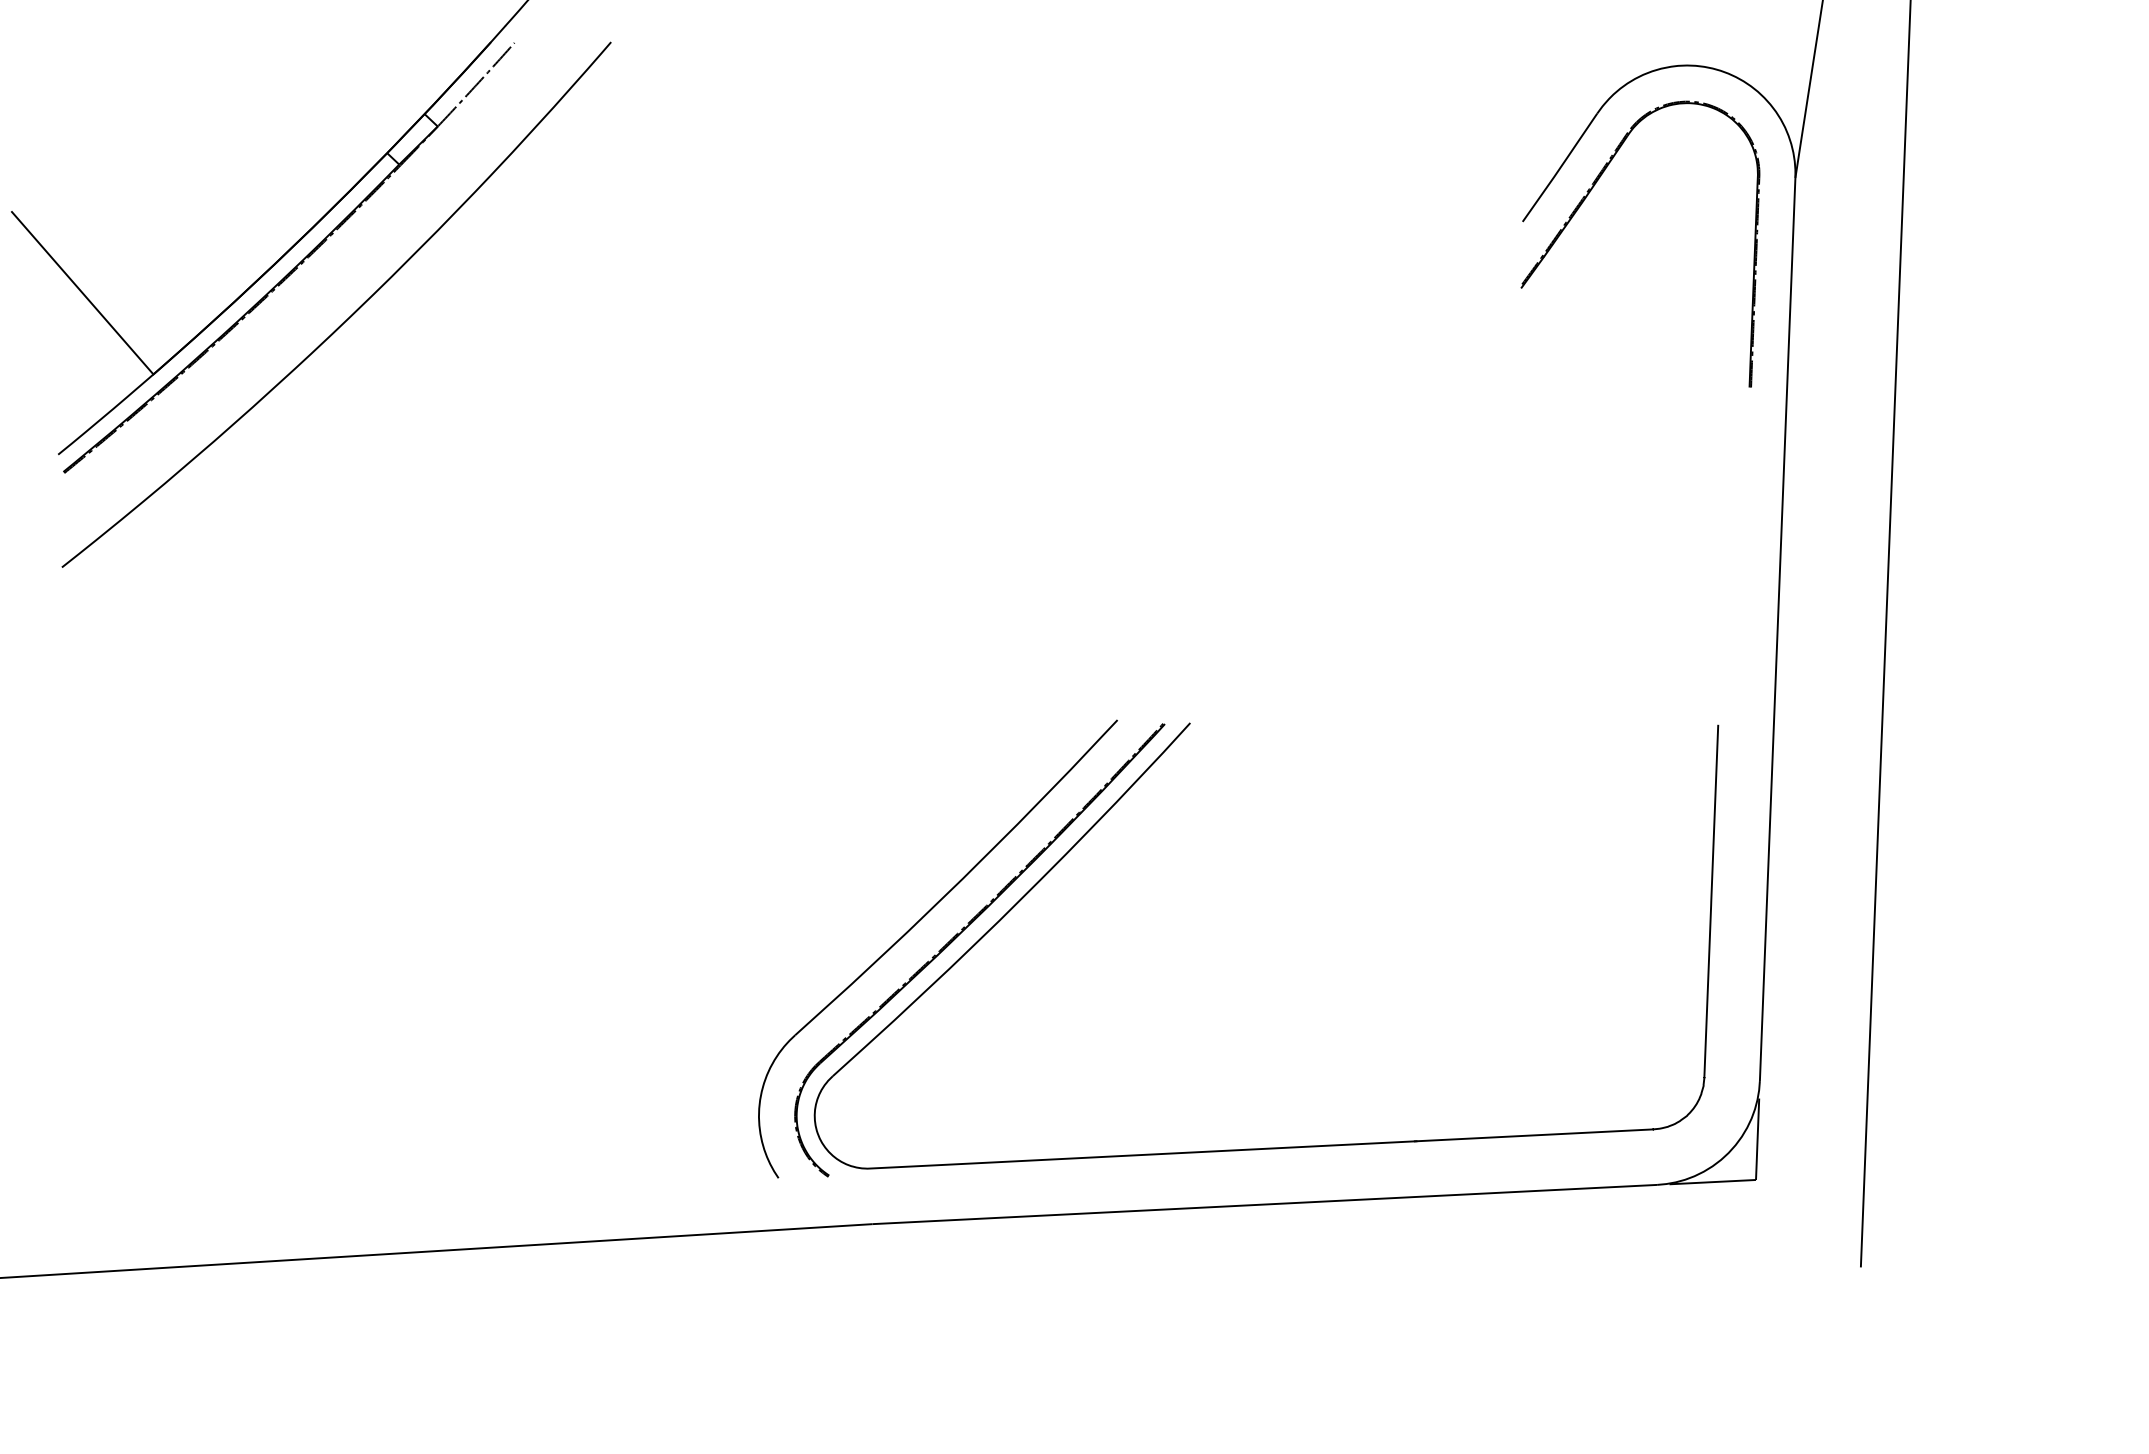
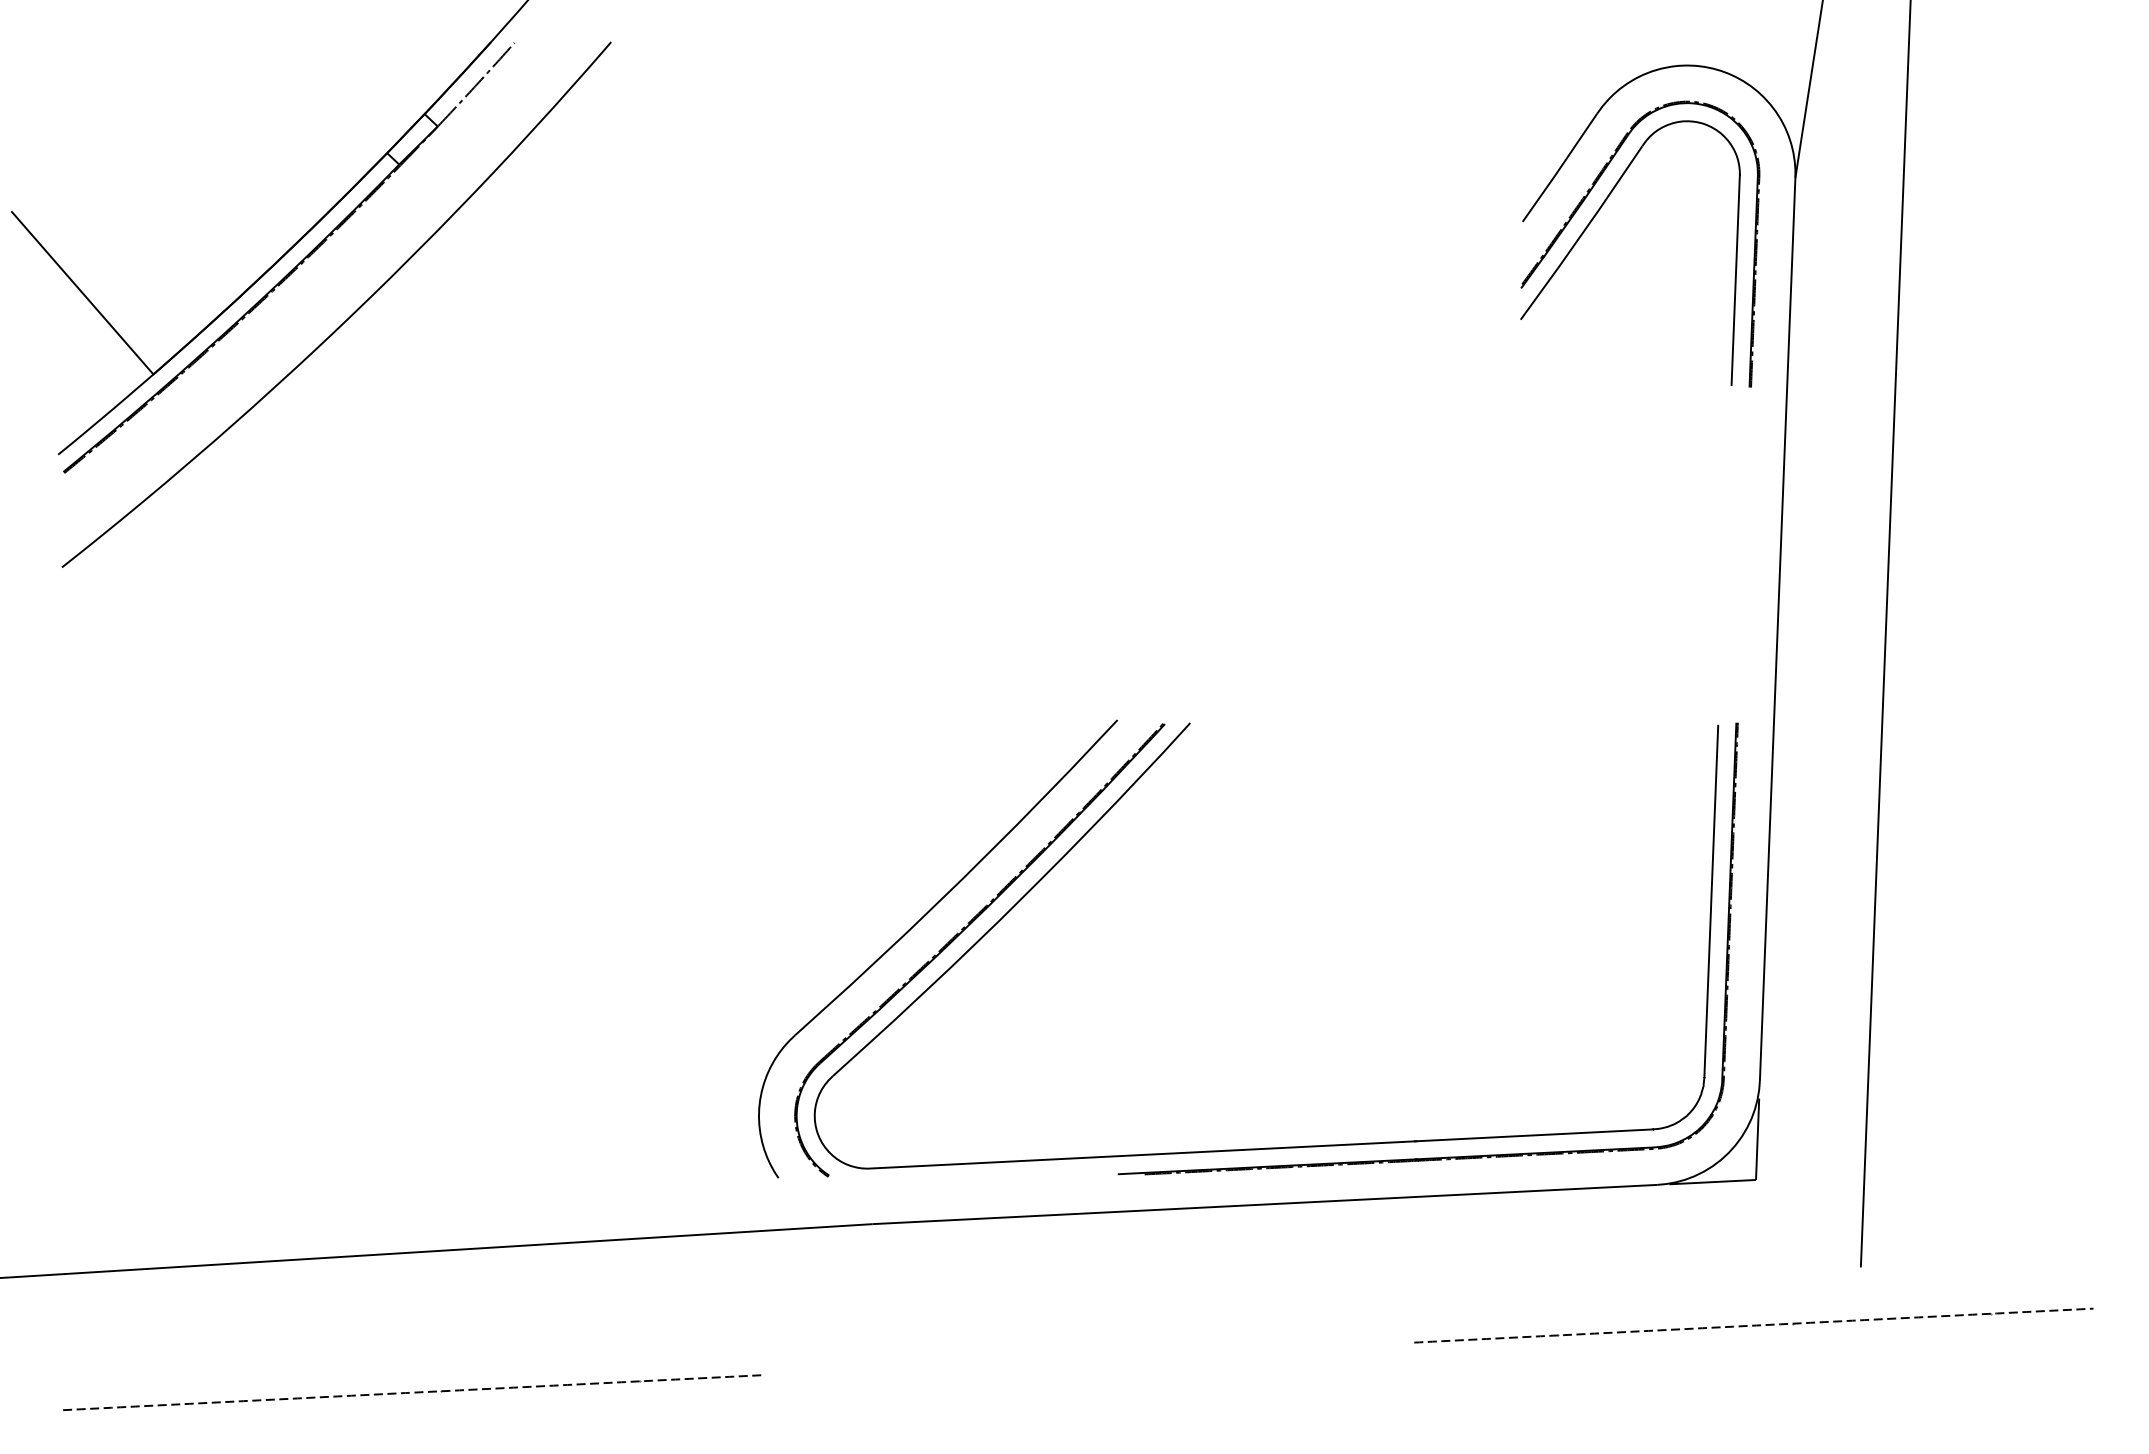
part: none -> present (1592, 221)
part: none -> present (1446, 1156)
curve: none -> present (1753, 1325)
curve: none -> present (414, 1392)
